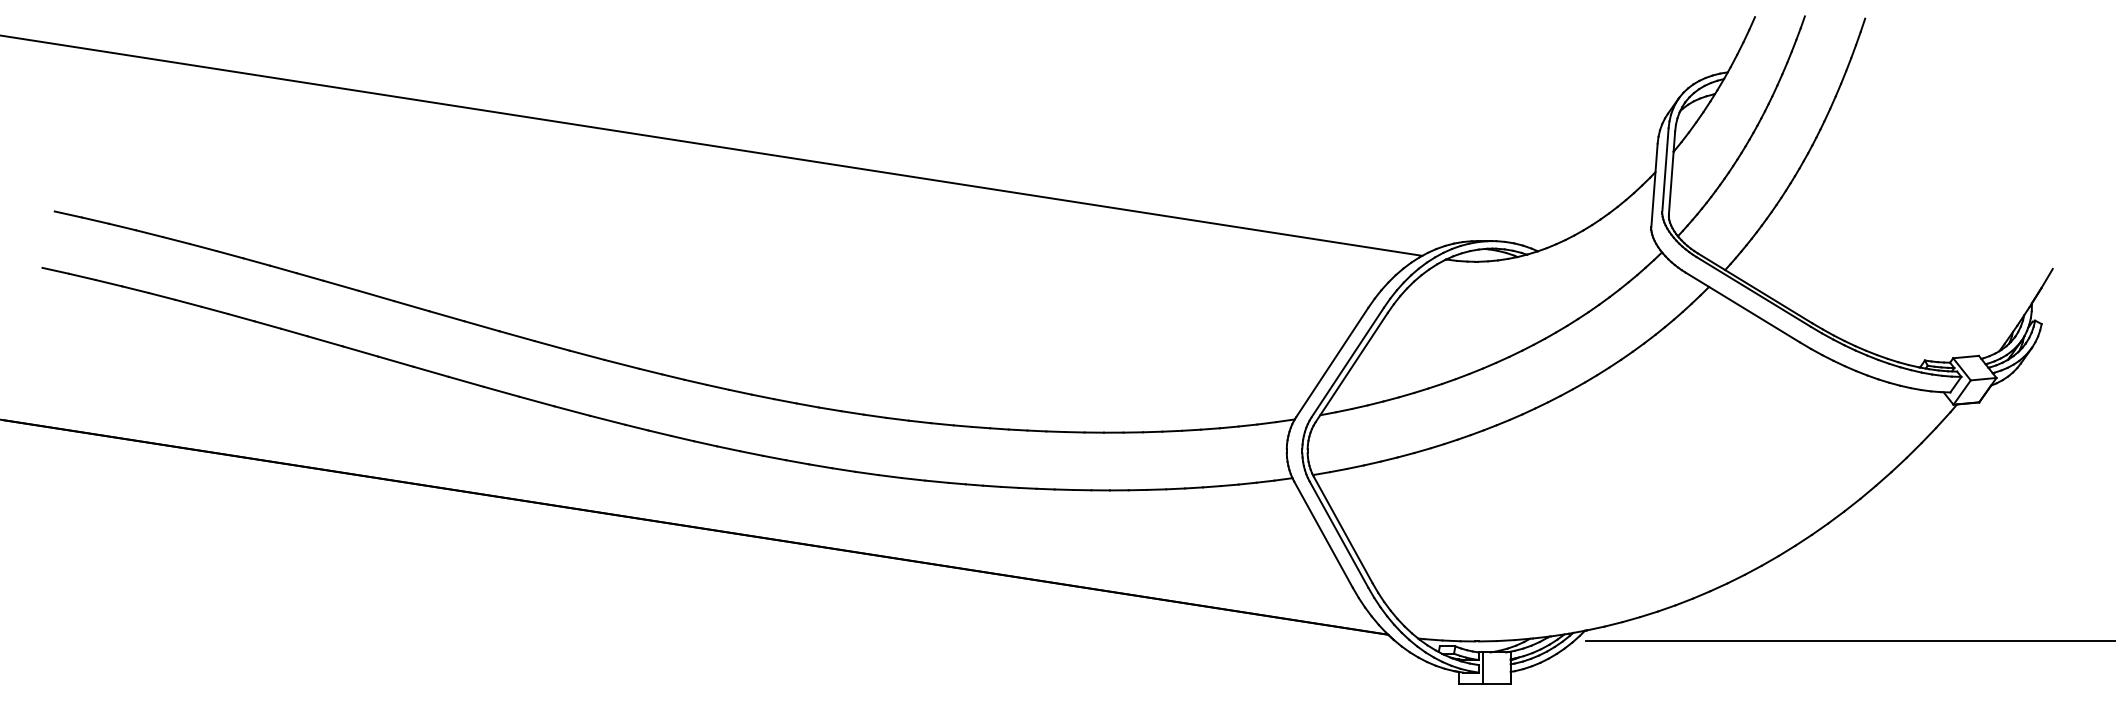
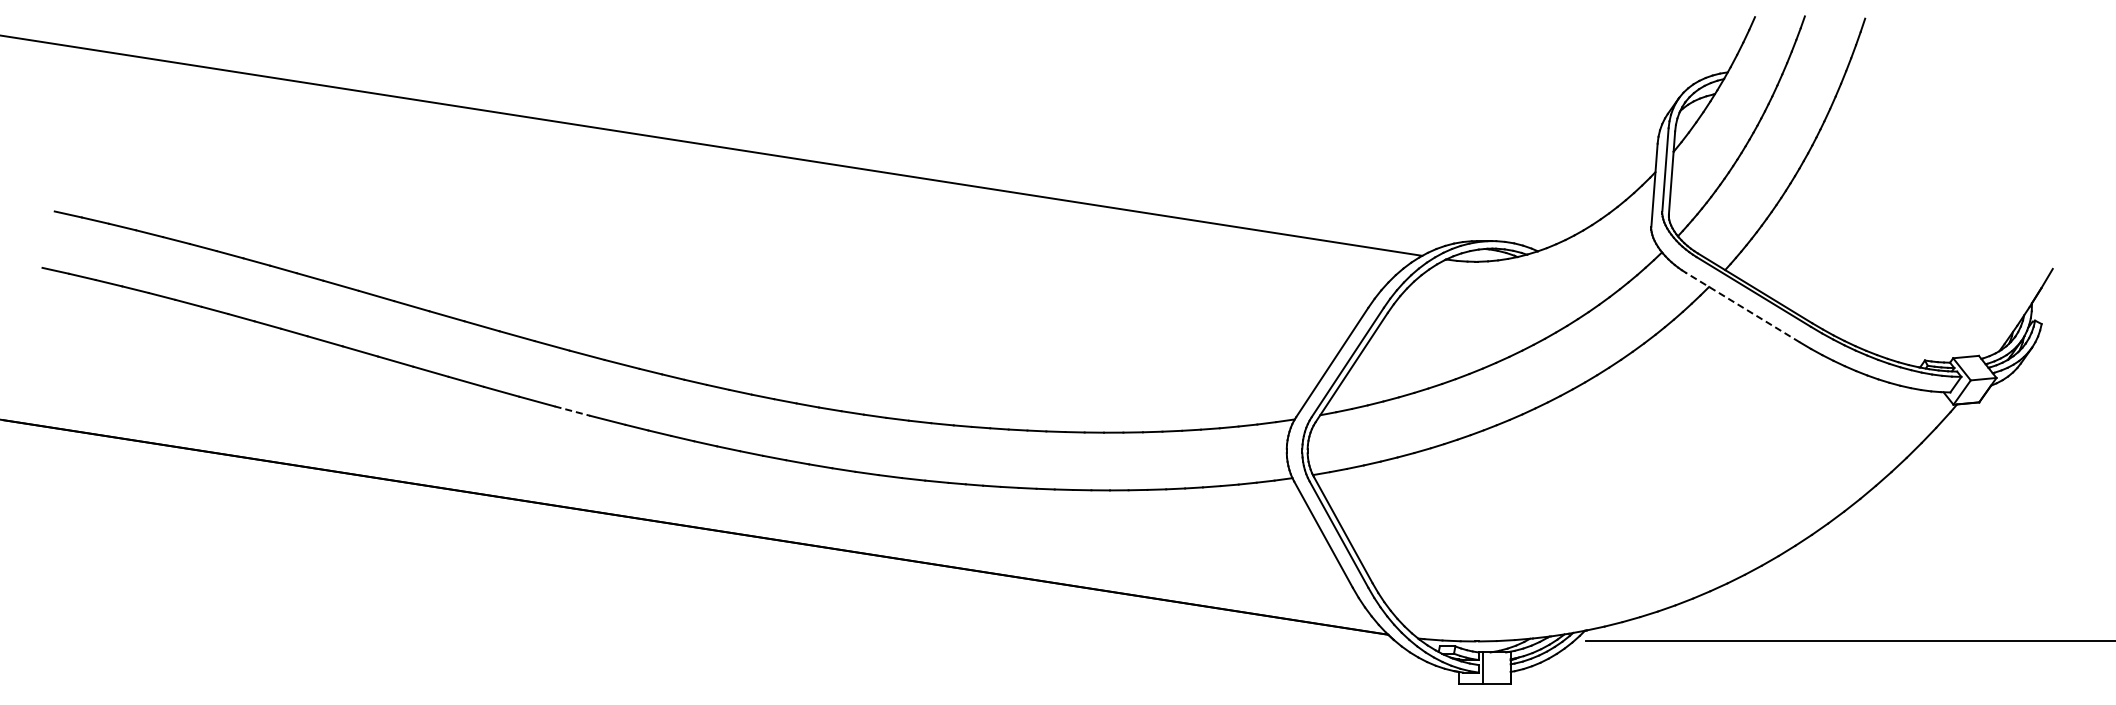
line: solid -> dashed (1742, 307)
line: solid -> dashed (572, 411)
